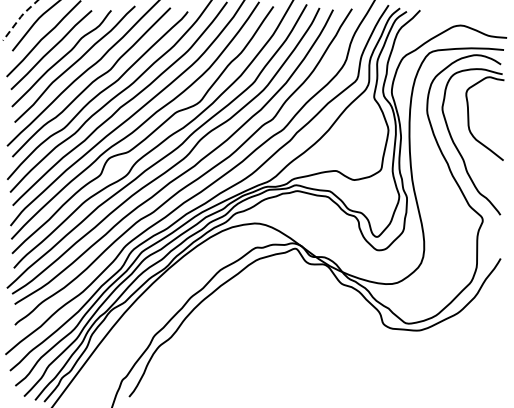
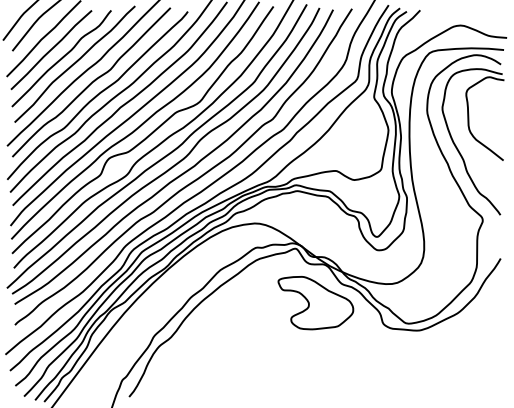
line: dashed -> solid (19, 18)
part: none -> present (315, 303)
